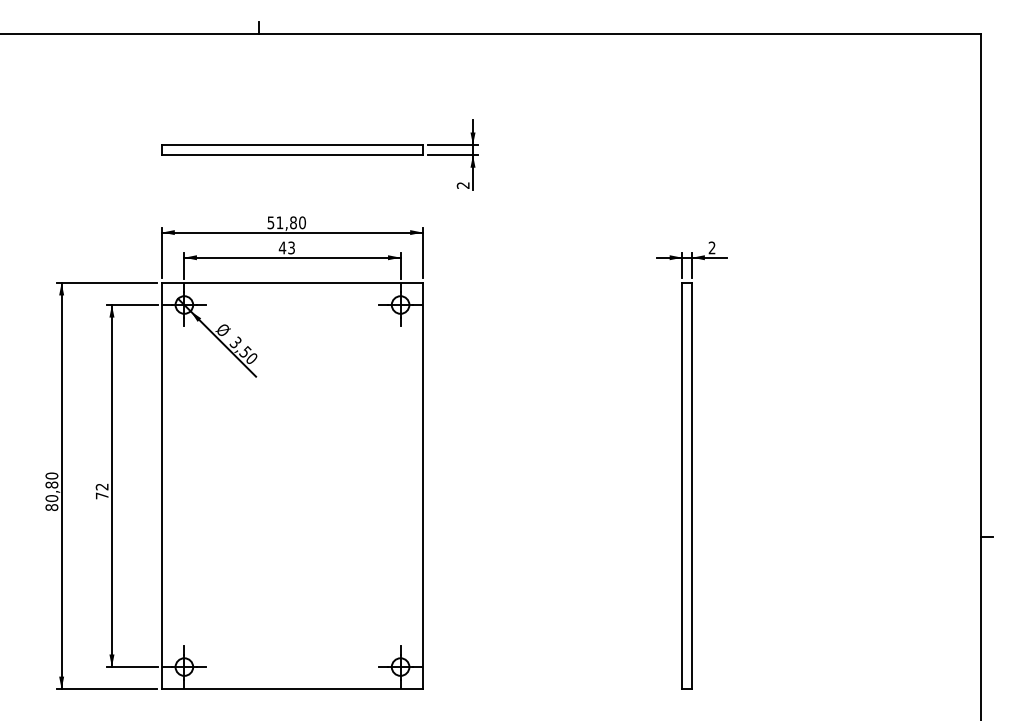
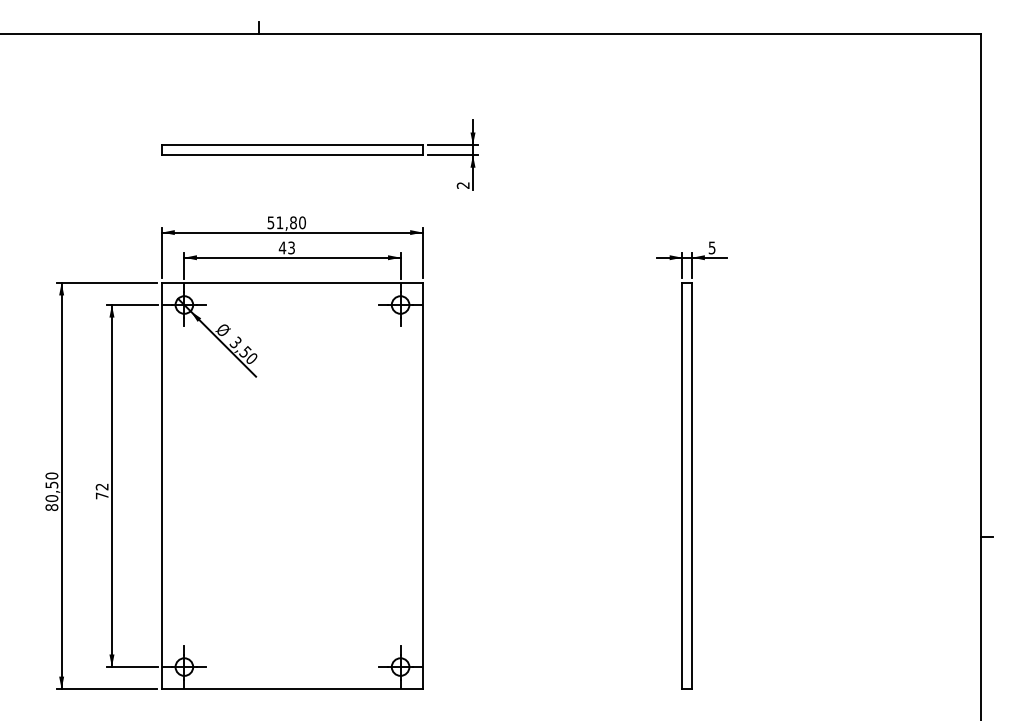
text: 2 -> 5 (711, 247)
text: 80,80 -> 80,50 (51, 484)
